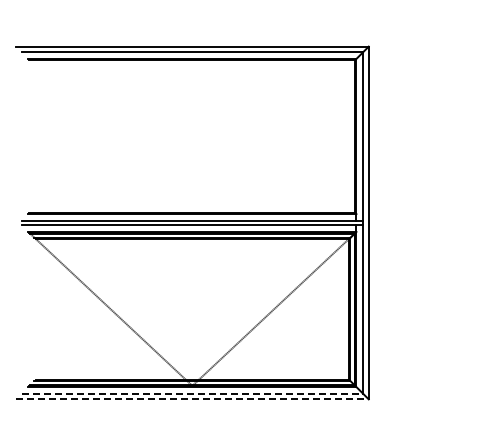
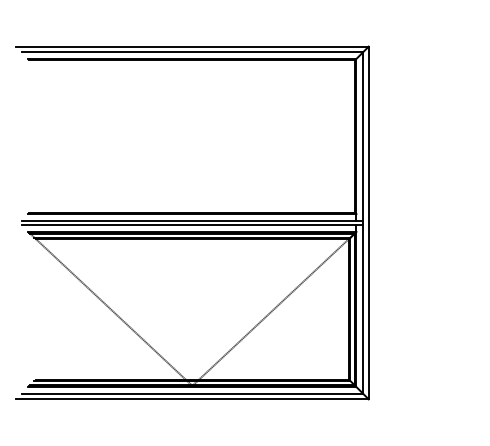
line: dashed -> solid (192, 393)
line: dashed -> solid (192, 399)
